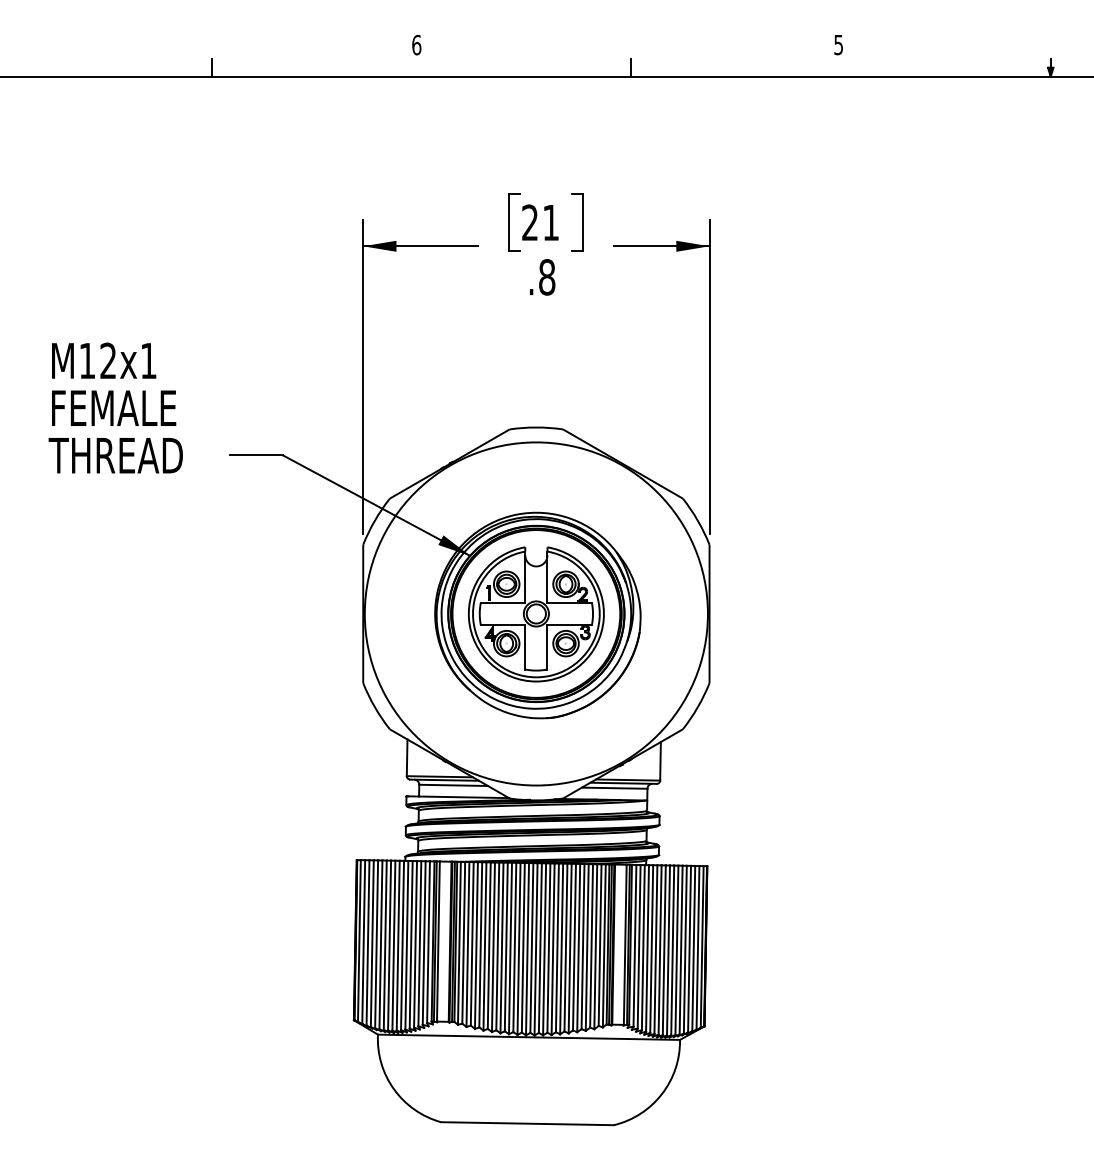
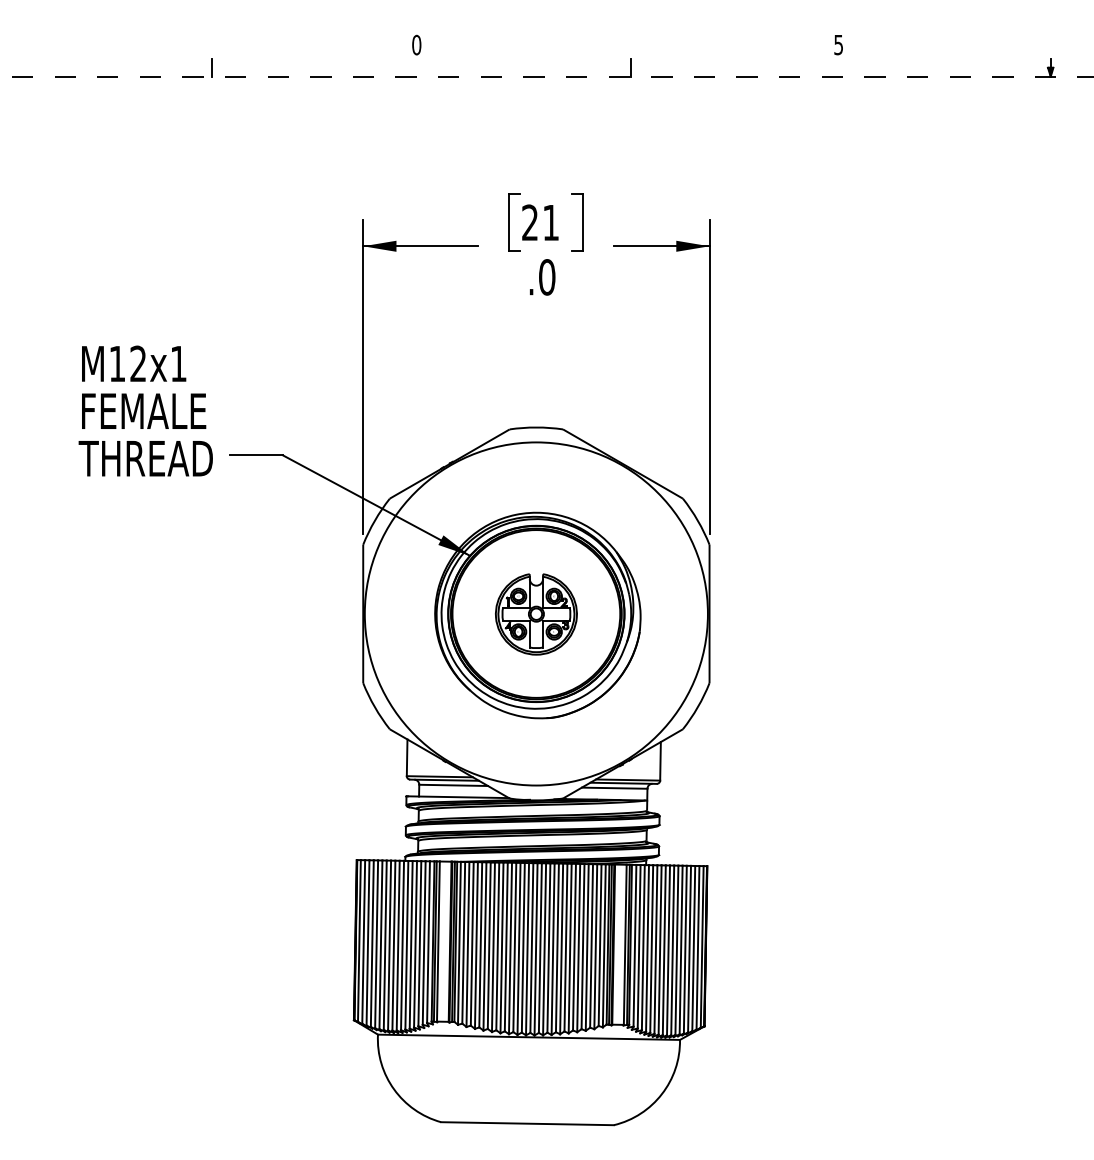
text: 6 -> 0 (416, 44)
line: solid -> dashed (547, 76)
text: .8 -> .0 (547, 277)
text position: (115, 407) -> (145, 410) (145, 410)
part size: 137x137 px -> 83x83 px (536, 614)
